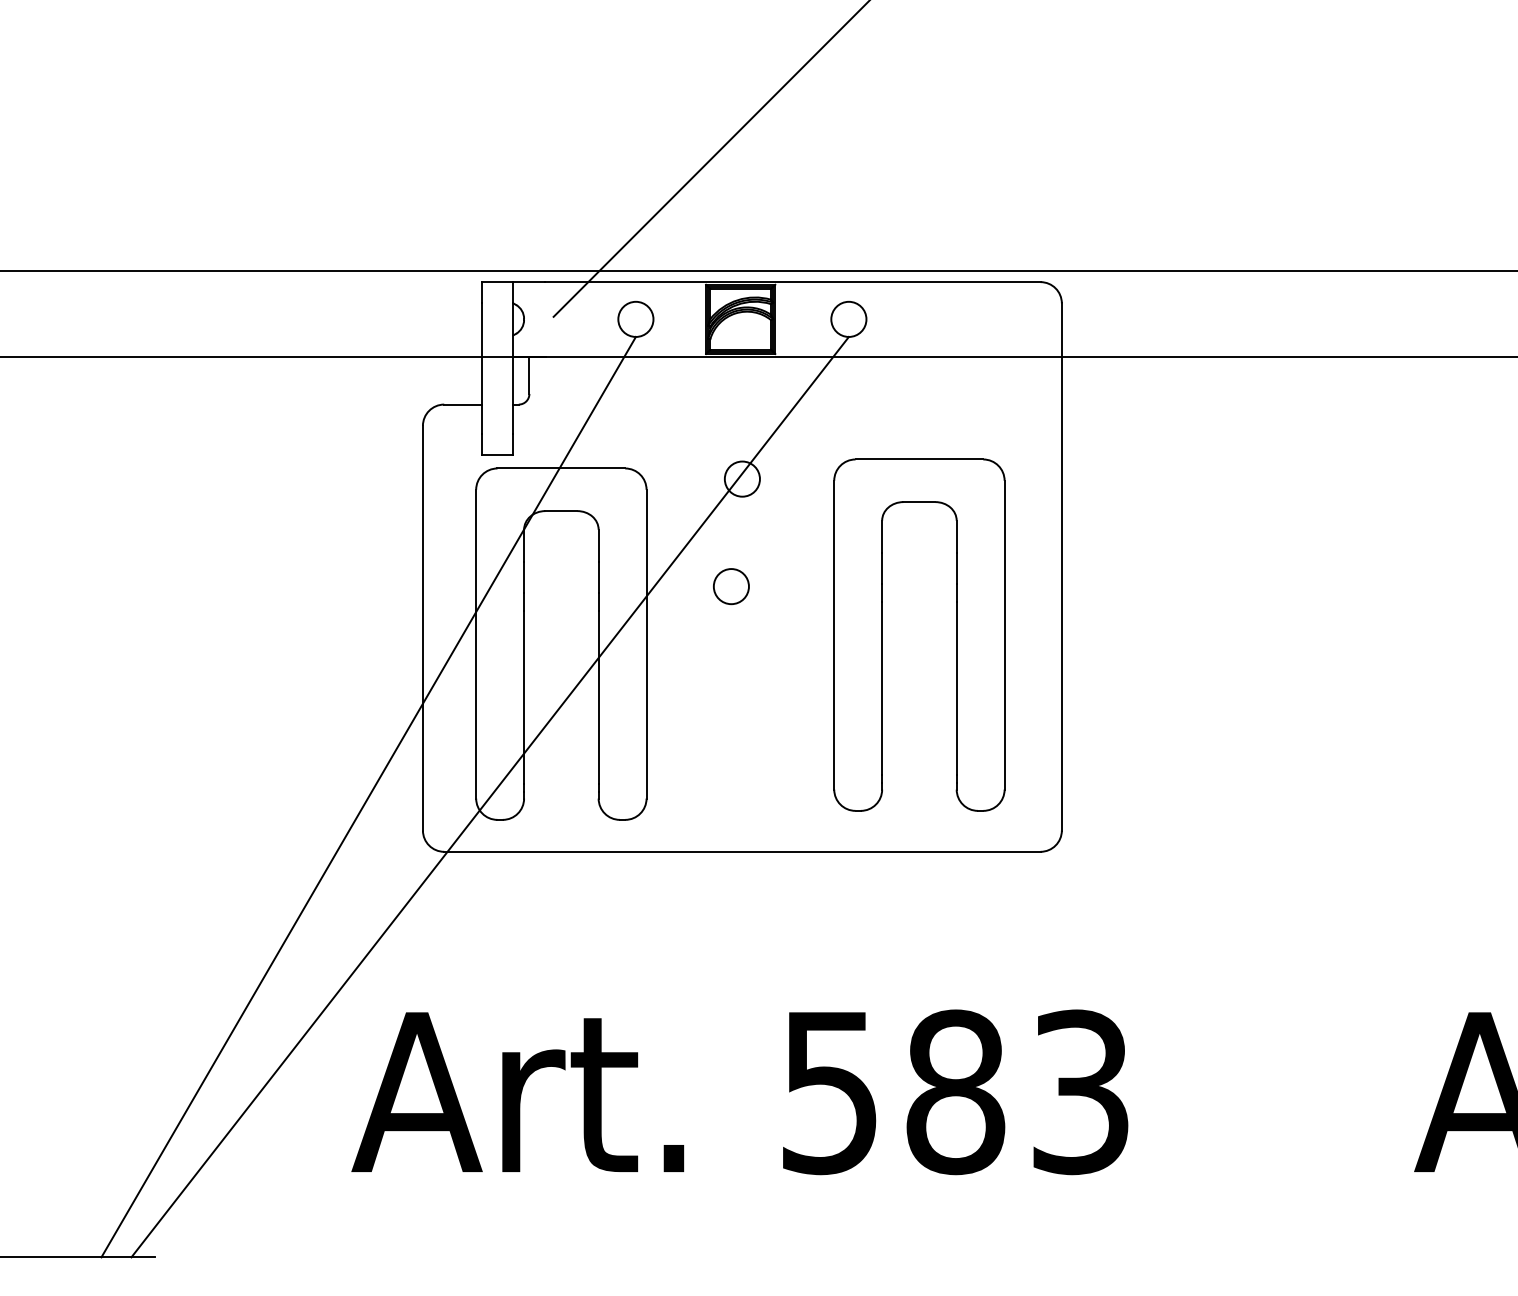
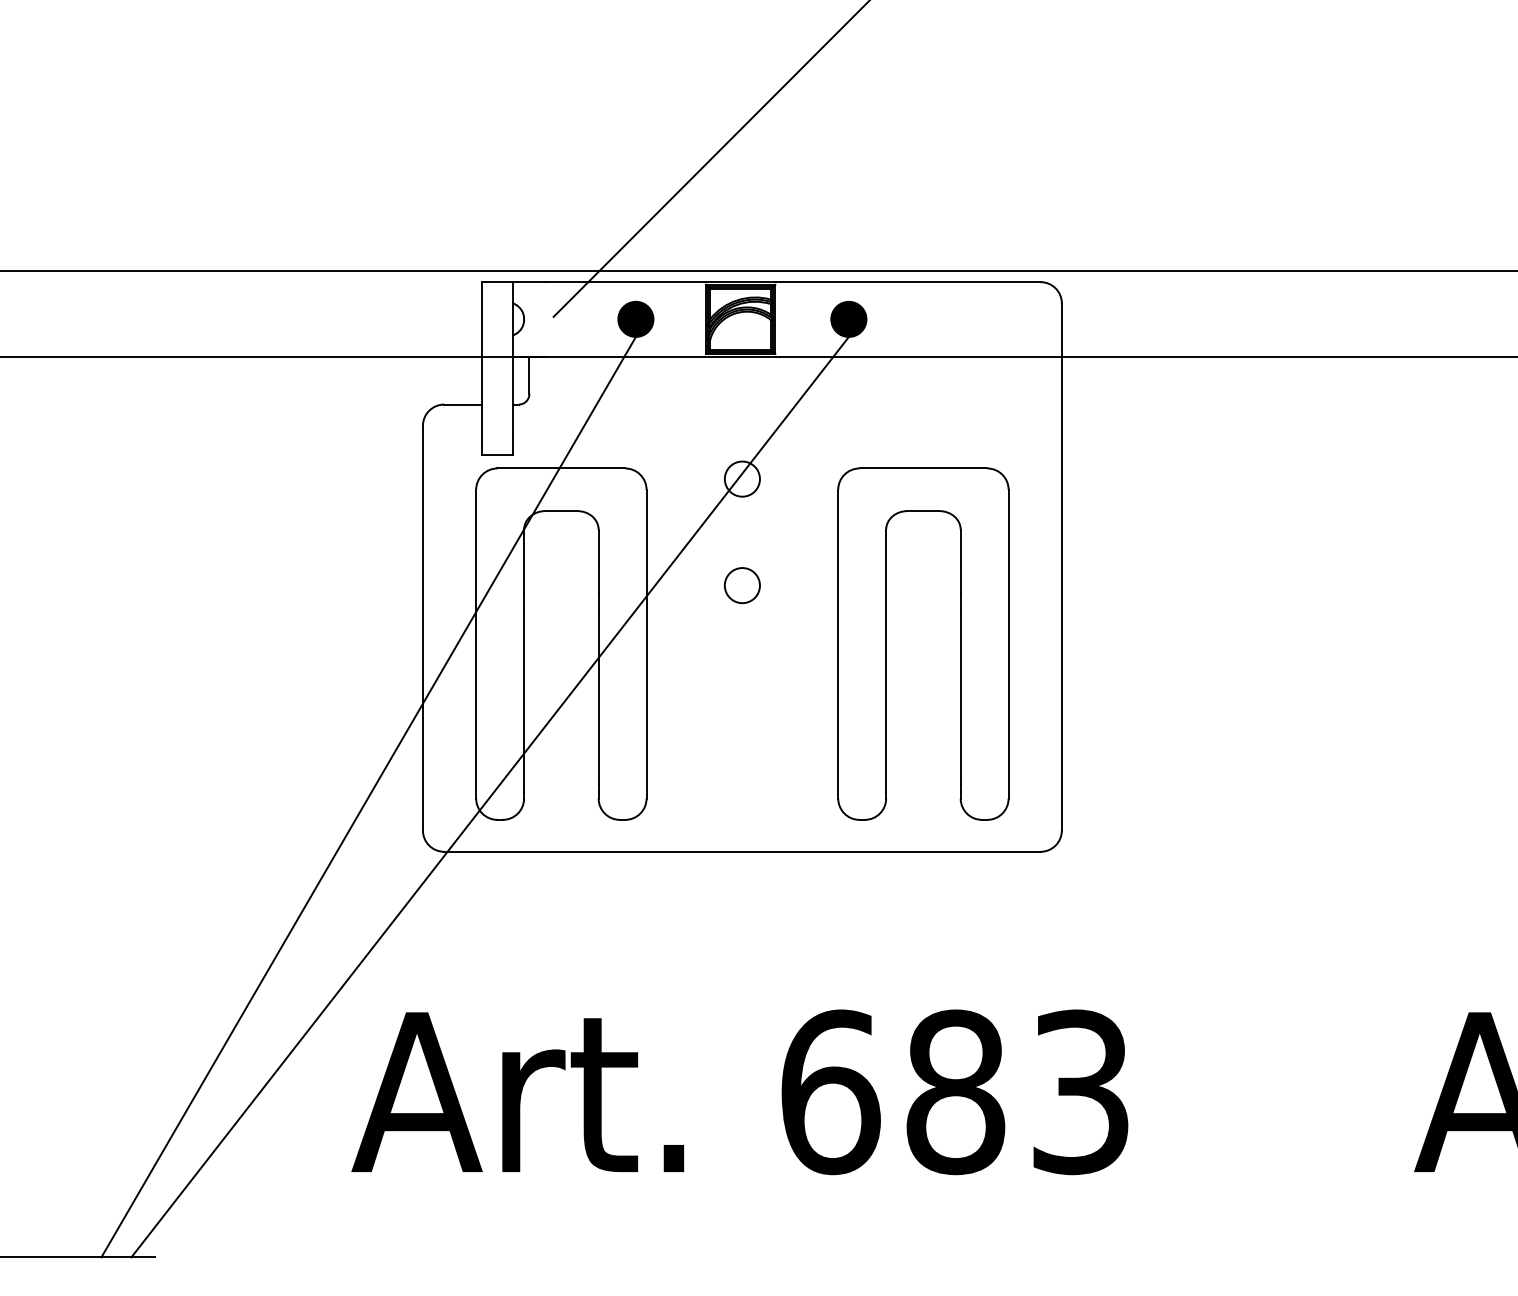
fill: none -> present (635, 318)
fill: none -> present (848, 318)
circle position: (731, 586) -> (742, 585) (742, 585)
part position: (882, 634) -> (886, 643) (886, 643)
text: 583 -> 683 (830, 1092)
